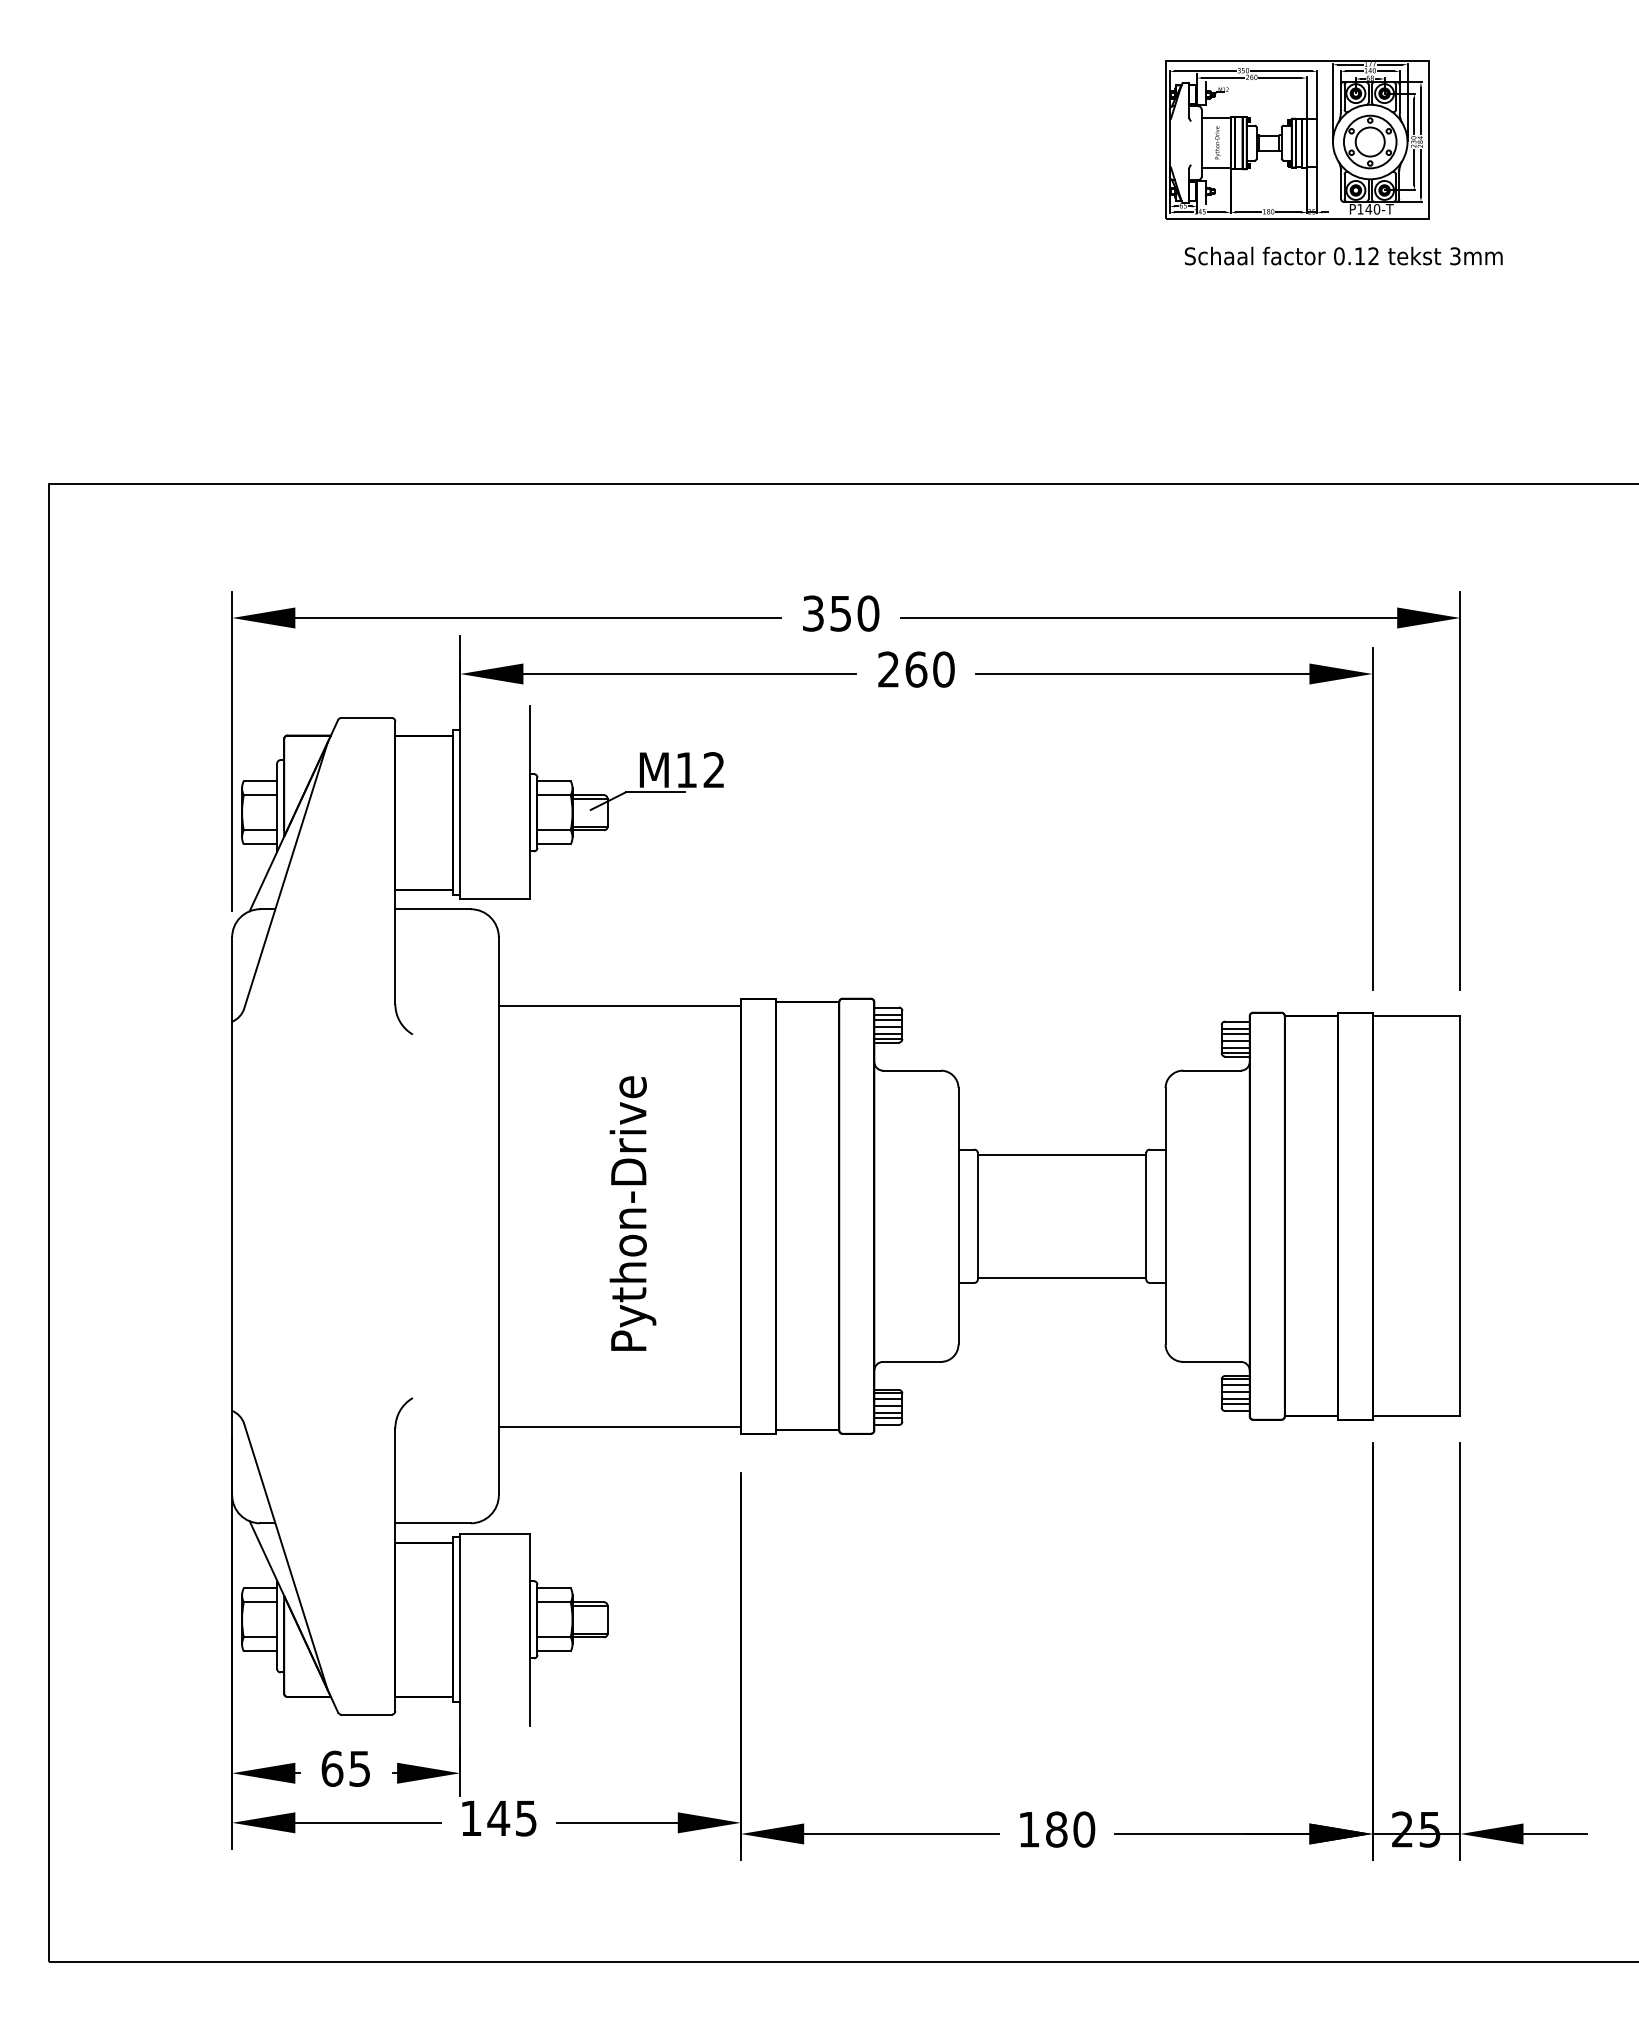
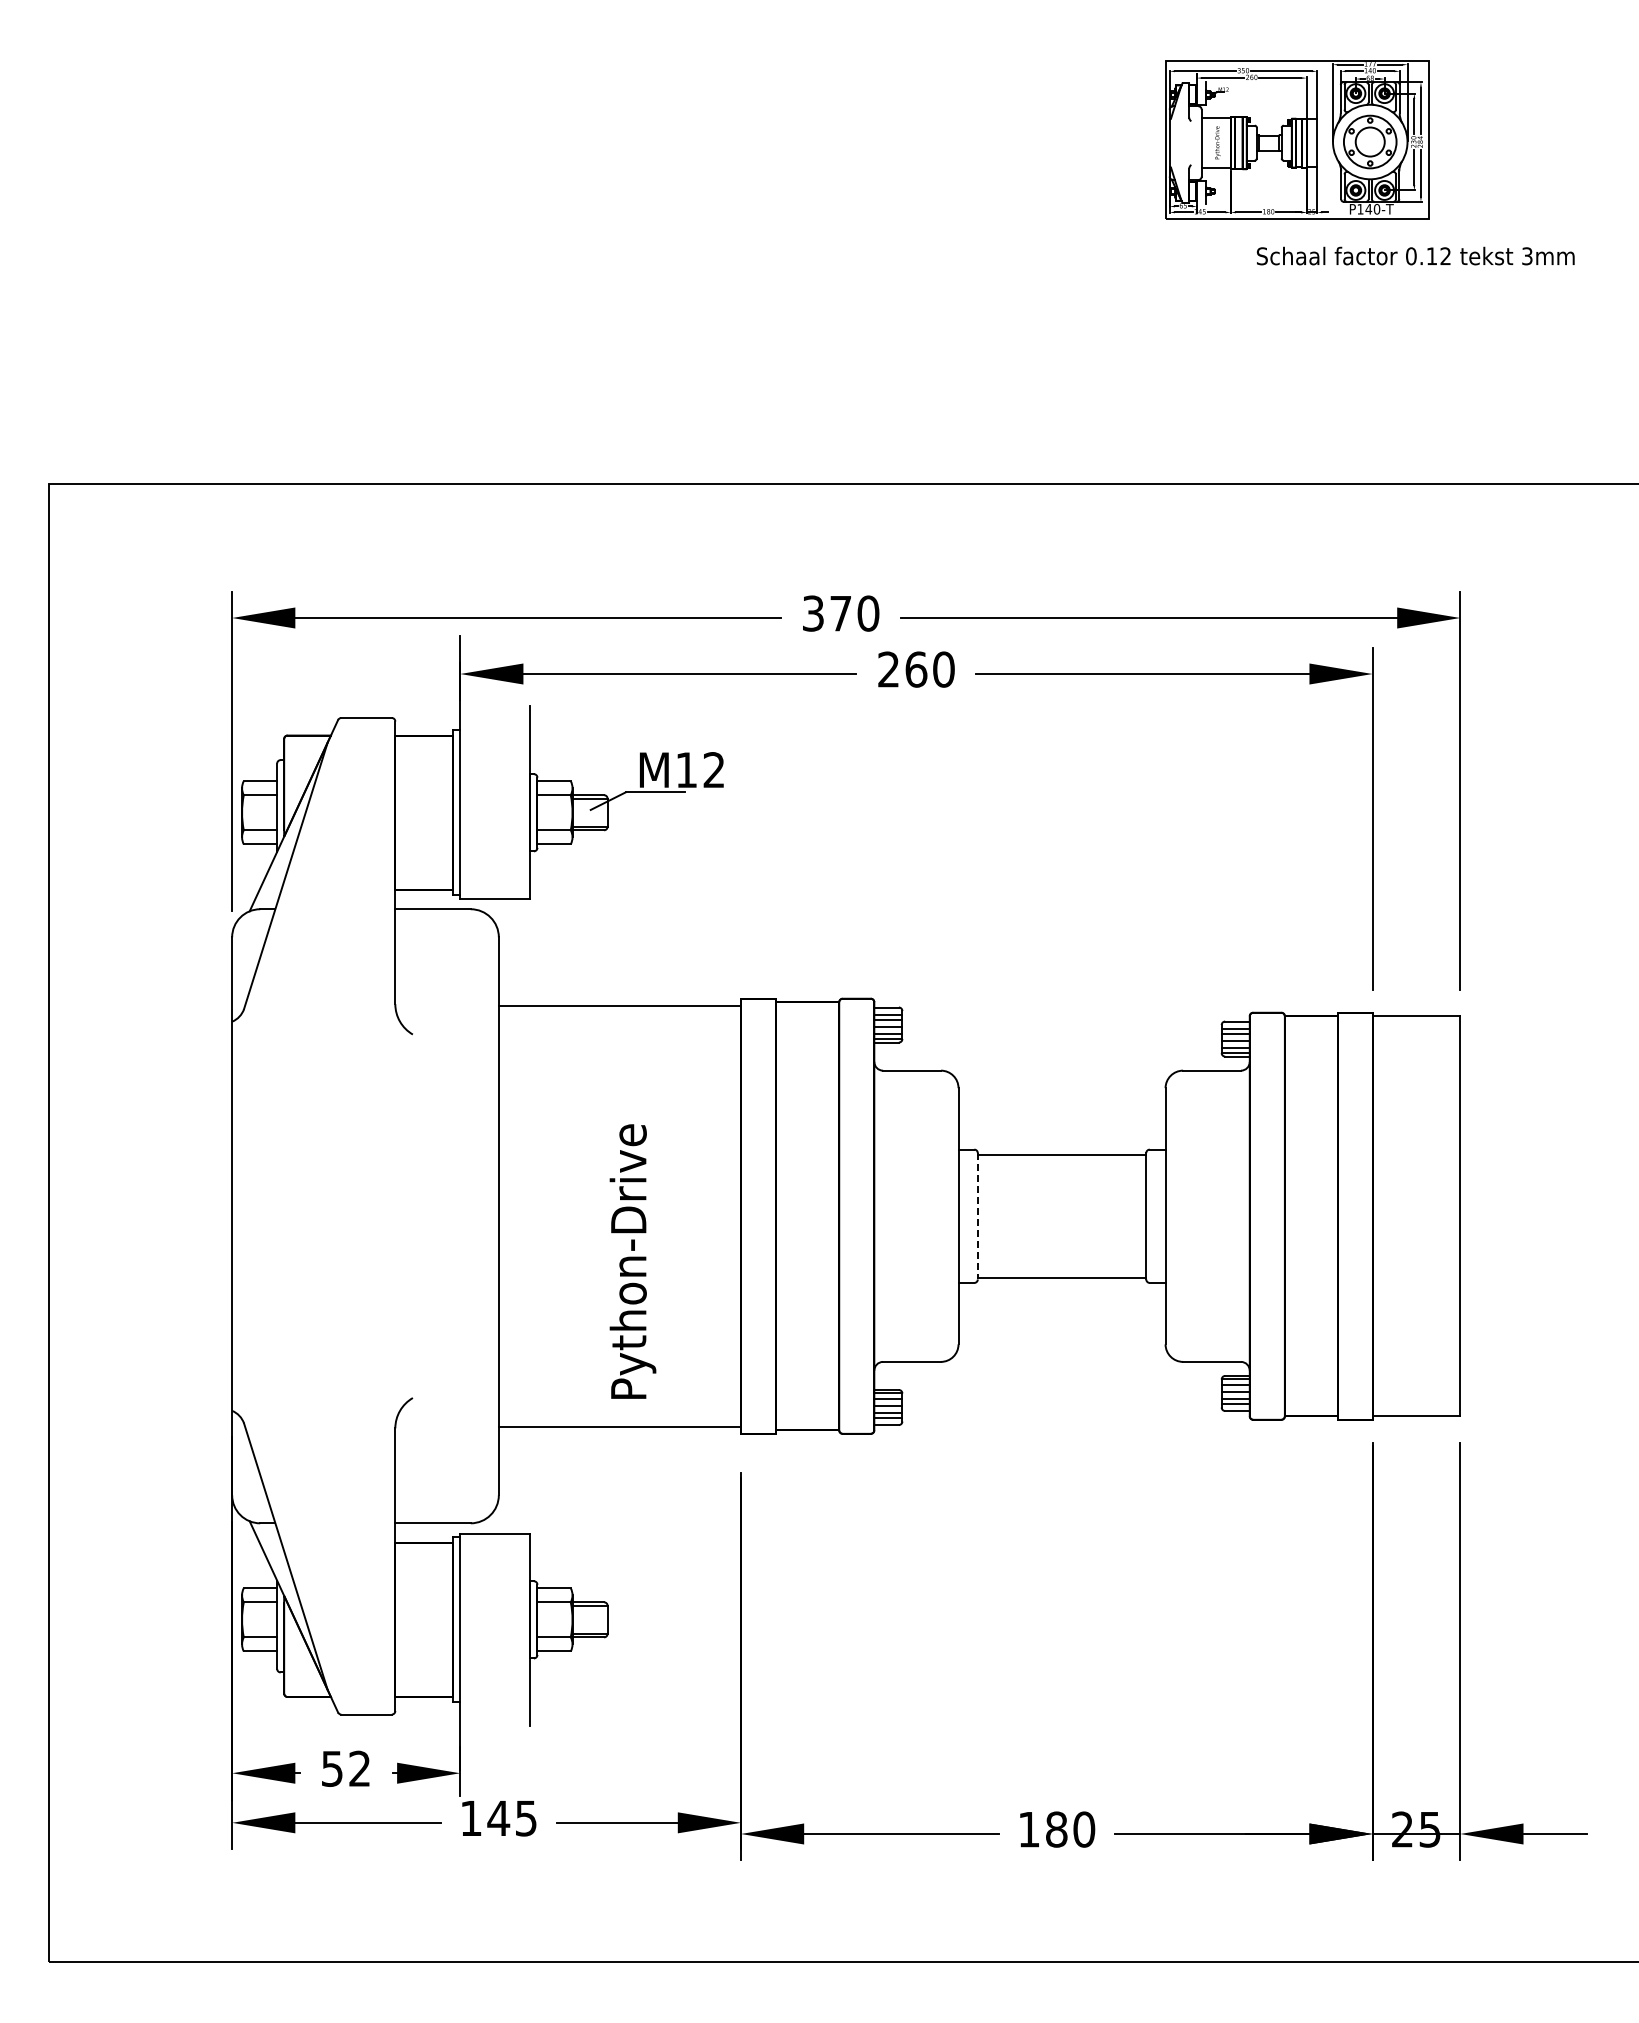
text position: (1343, 255) -> (1415, 255) (1415, 255)
text: 350 -> 370 (840, 613)
text position: (632, 1213) -> (632, 1261) (632, 1261)
line: solid -> dashed (977, 1216)
text: 65 -> 52 (345, 1768)
